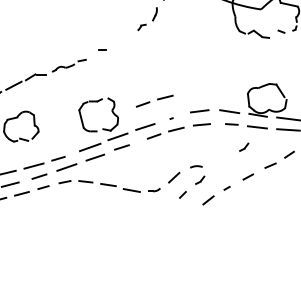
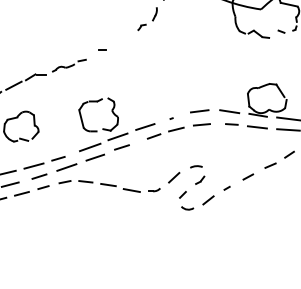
part: present -> none (154, 100)
part: present -> none (244, 146)
arc: none -> present (187, 208)
